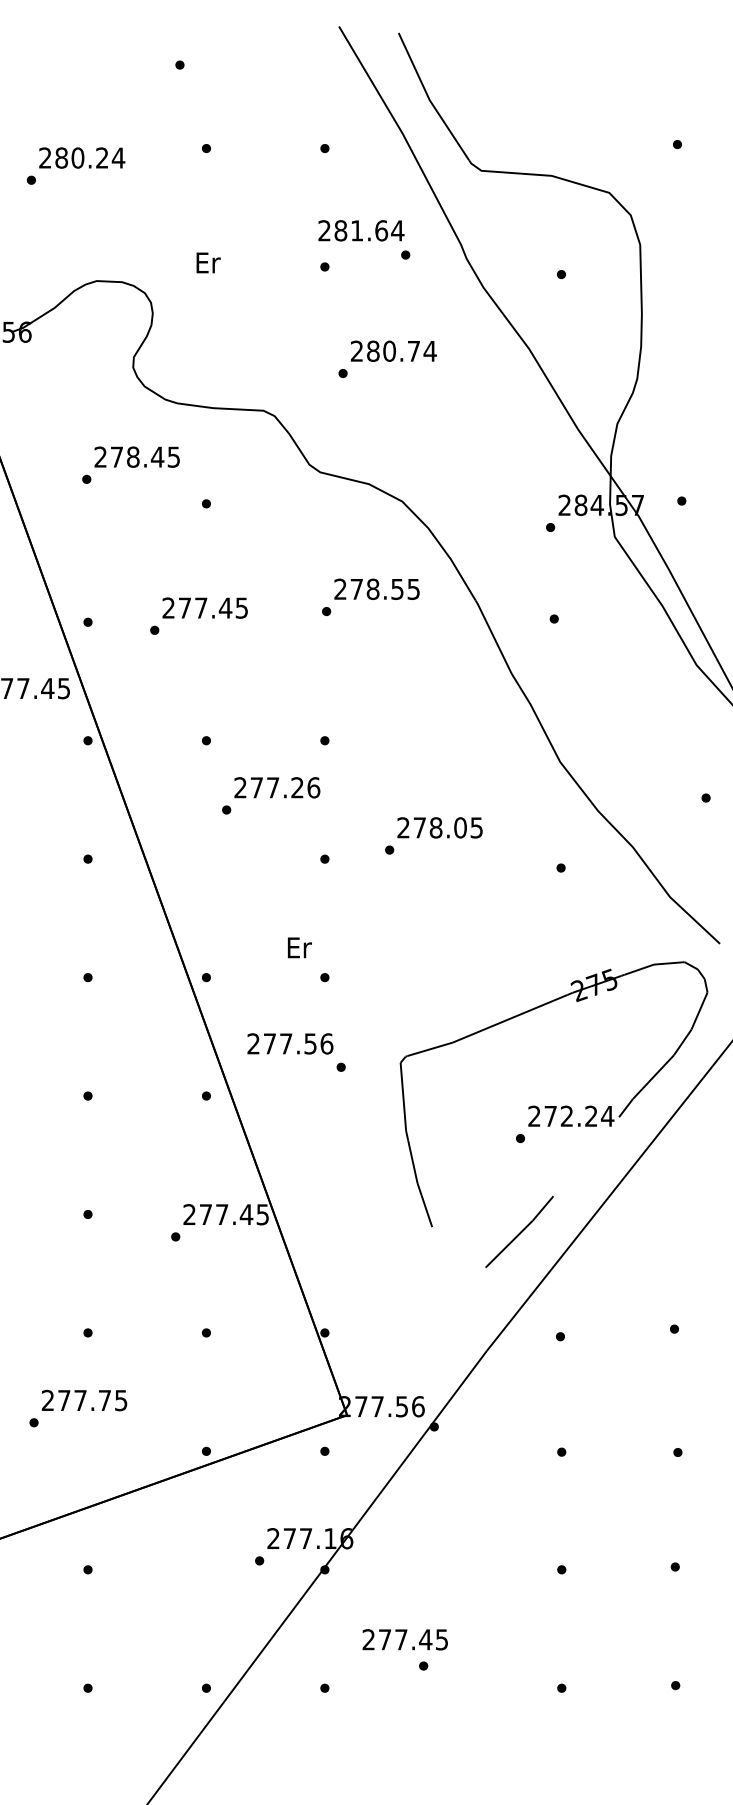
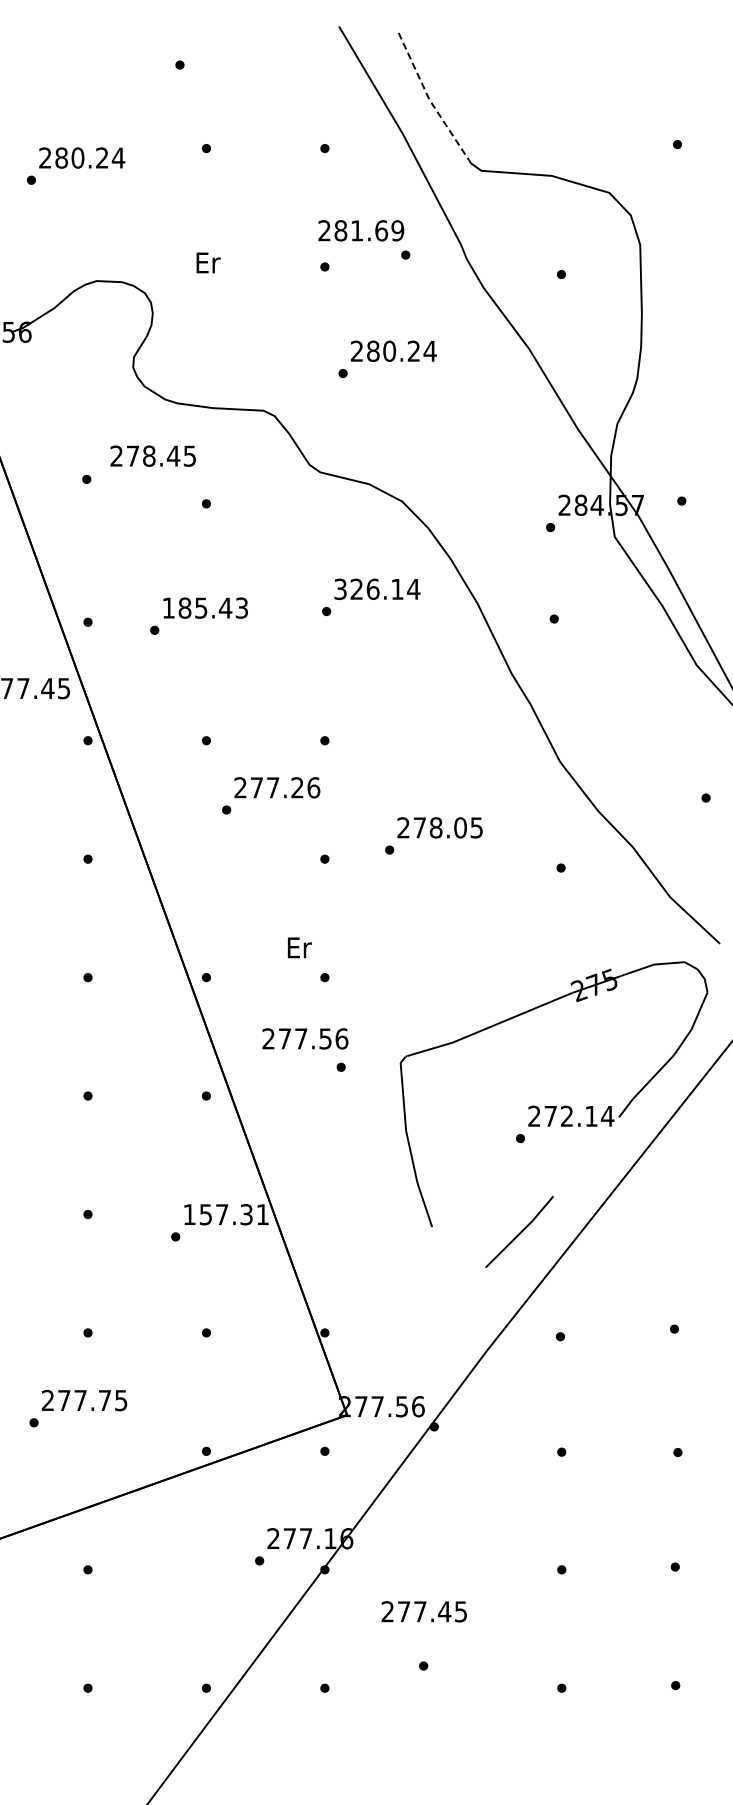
line: solid -> dashed (429, 99)
text: 281.64 -> 281.69 (397, 230)
text: 280.74 -> 280.24 (413, 350)
text position: (136, 456) -> (152, 455) (152, 455)
text: 278.55 -> 326.14 (377, 588)
text: 277.45 -> 185.43 (204, 607)
text position: (290, 1043) -> (305, 1038) (305, 1038)
text: 272.24 -> 272.14 (591, 1115)
text: 277.45 -> 157.31 (225, 1214)
text position: (404, 1639) -> (423, 1611) (423, 1611)
